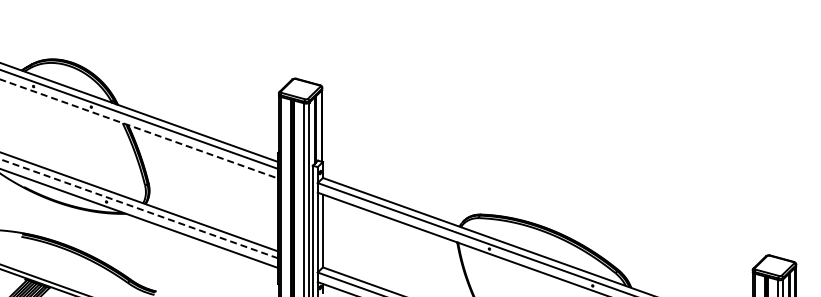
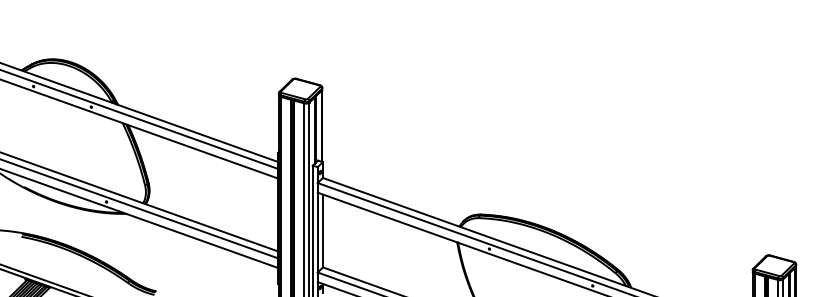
line: dashed -> solid (139, 128)
line: dashed -> solid (139, 208)
